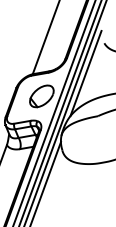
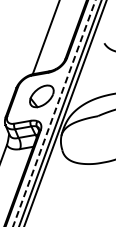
line: present -> none (85, 73)
line: solid -> dashed (54, 113)
line: present -> none (46, 182)
